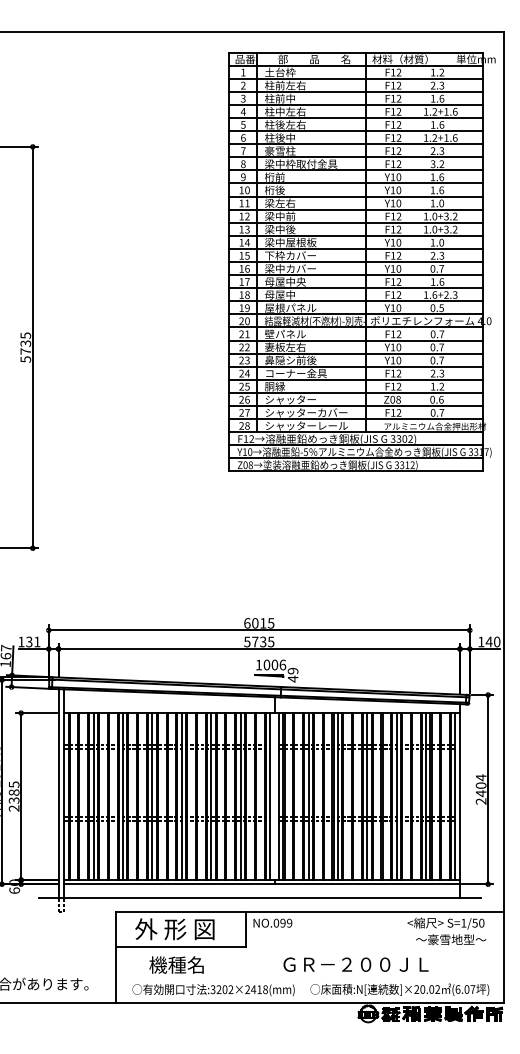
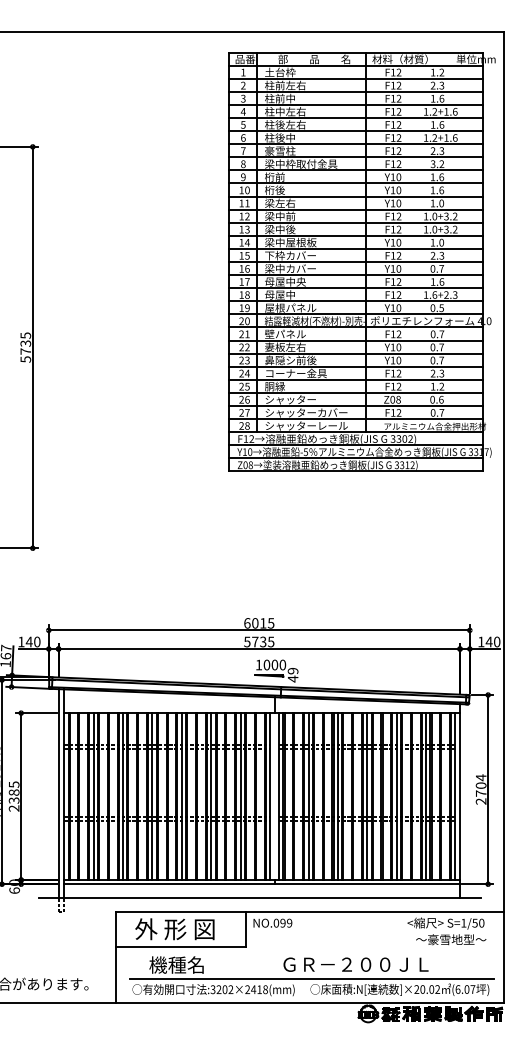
text: 131 -> 140 (32, 641)
text: 1006 -> 1000 (282, 664)
text: 2404 -> 2704 (481, 793)
line: none -> present (311, 979)
